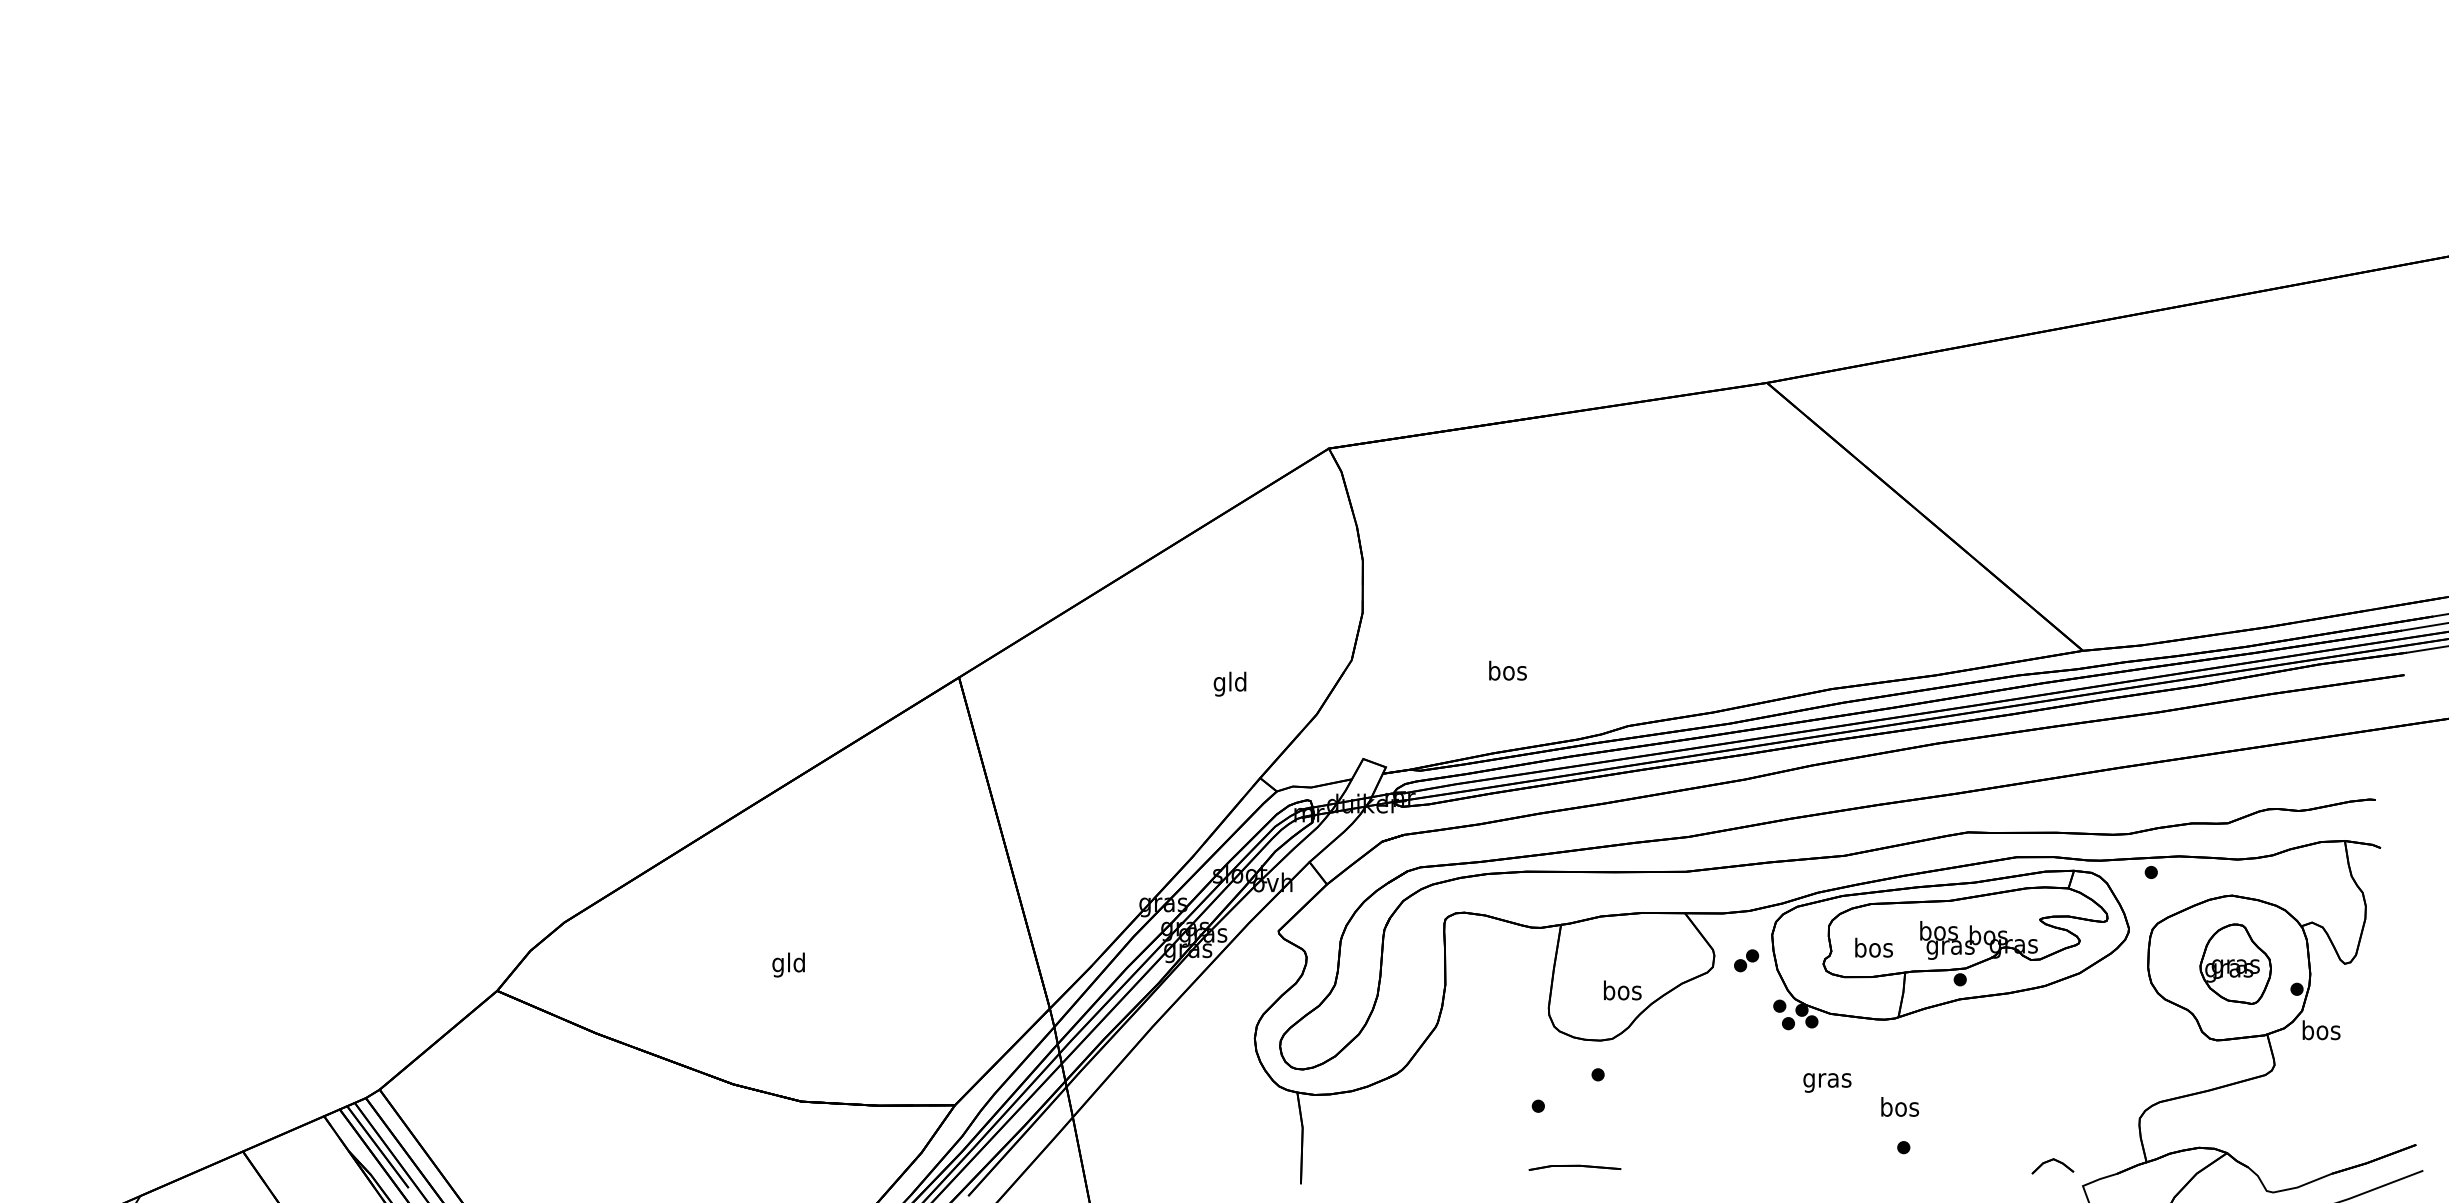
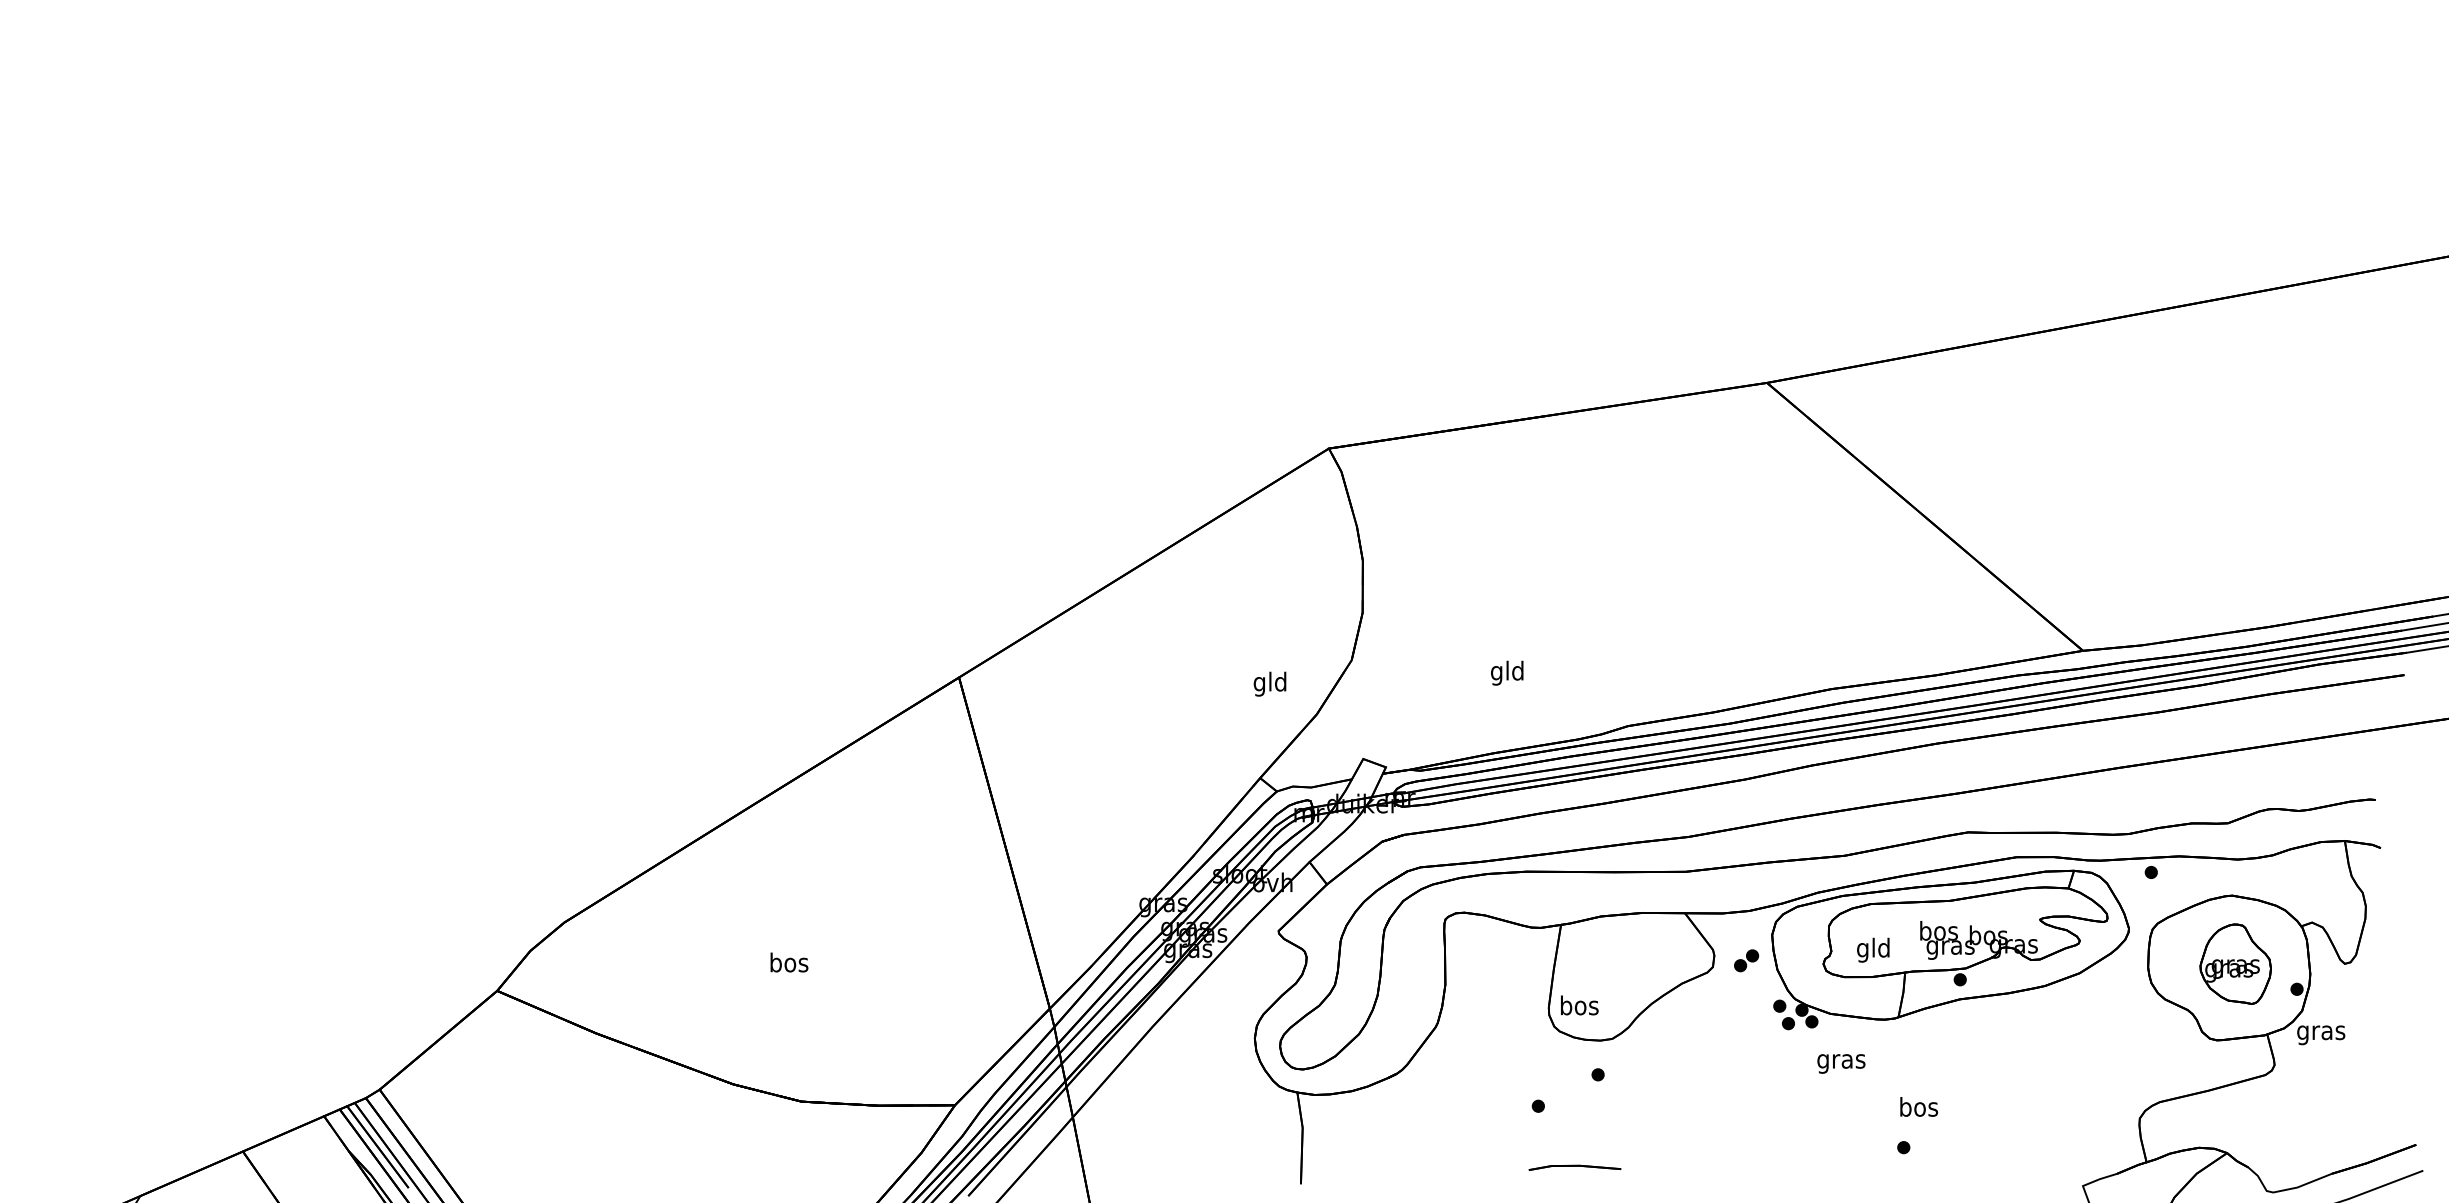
text: bos -> gld (1507, 672)
text position: (1229, 683) -> (1269, 683) (1269, 683)
text: bos -> gld (1873, 949)
text: gld -> bos (789, 964)
text position: (1622, 990) -> (1579, 1005) (1579, 1005)
text: bos -> gras (2321, 1032)
text position: (1827, 1082) -> (1841, 1063) (1841, 1063)
text position: (1900, 1106) -> (1919, 1106) (1919, 1106)
part: present -> none (2052, 1166)
